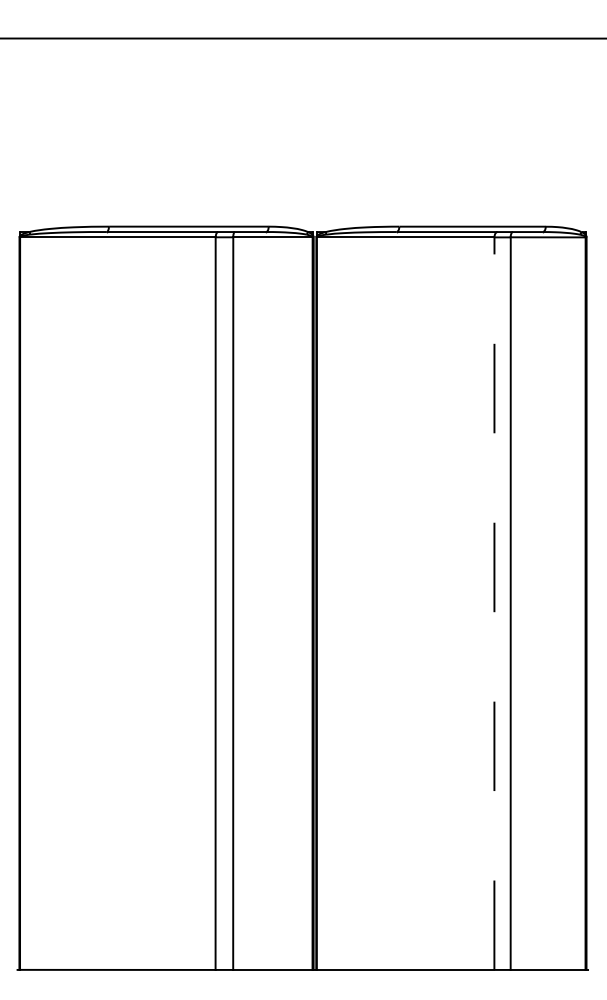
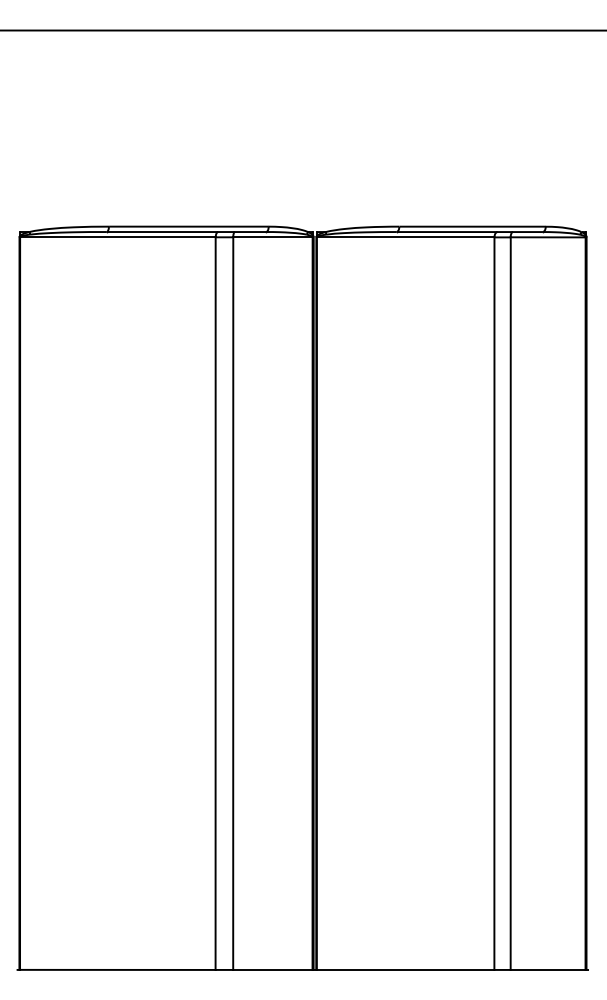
line position: (302, 38) -> (302, 30) (302, 30)
line: dashed -> solid (494, 603)
